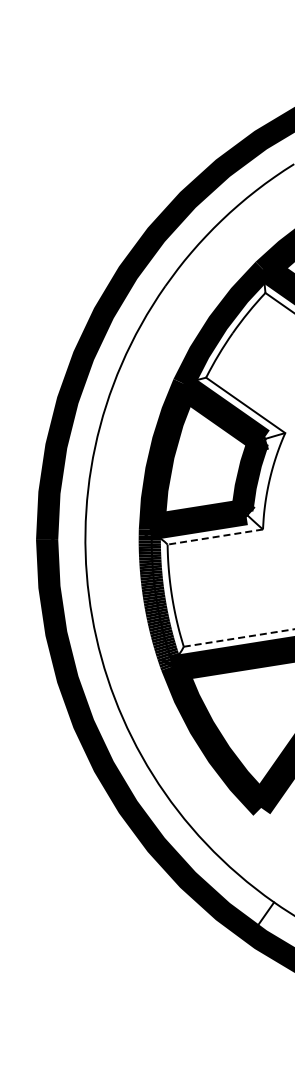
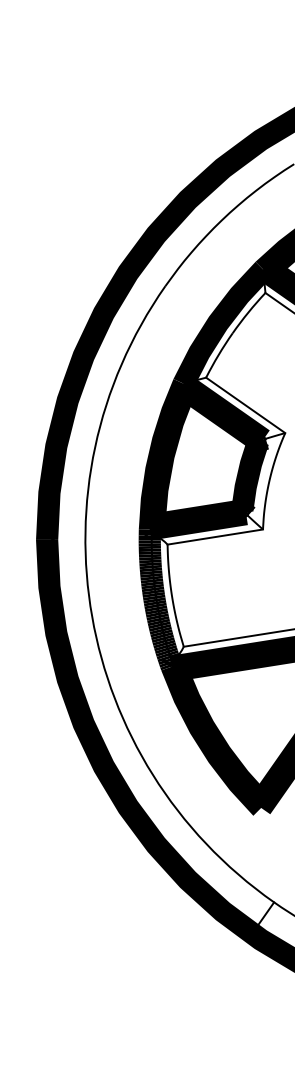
line: dashed -> solid (214, 537)
line: dashed -> solid (239, 637)
